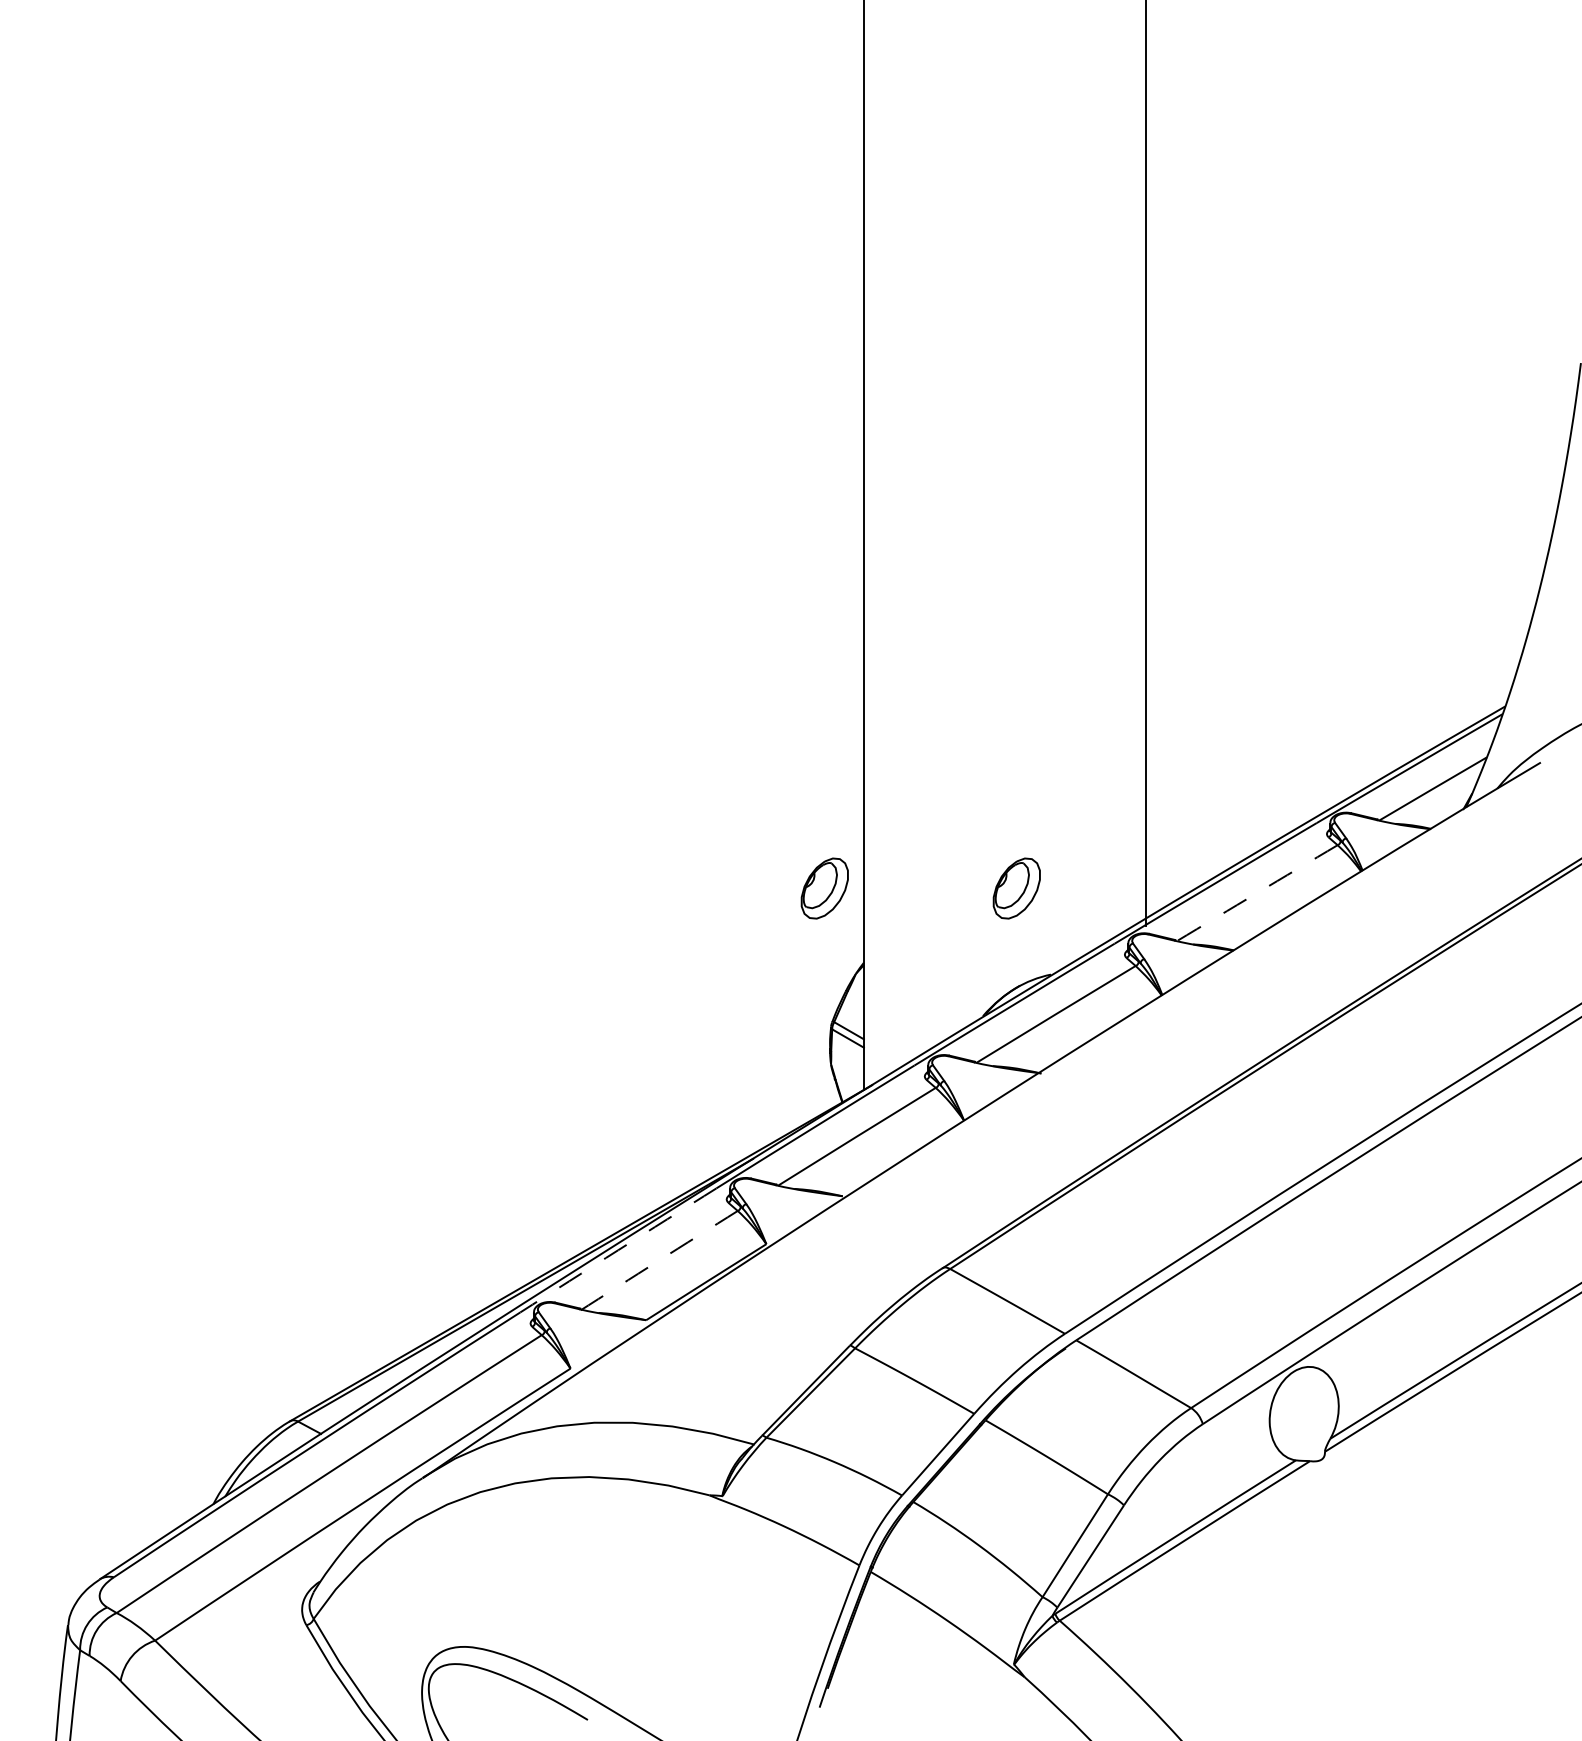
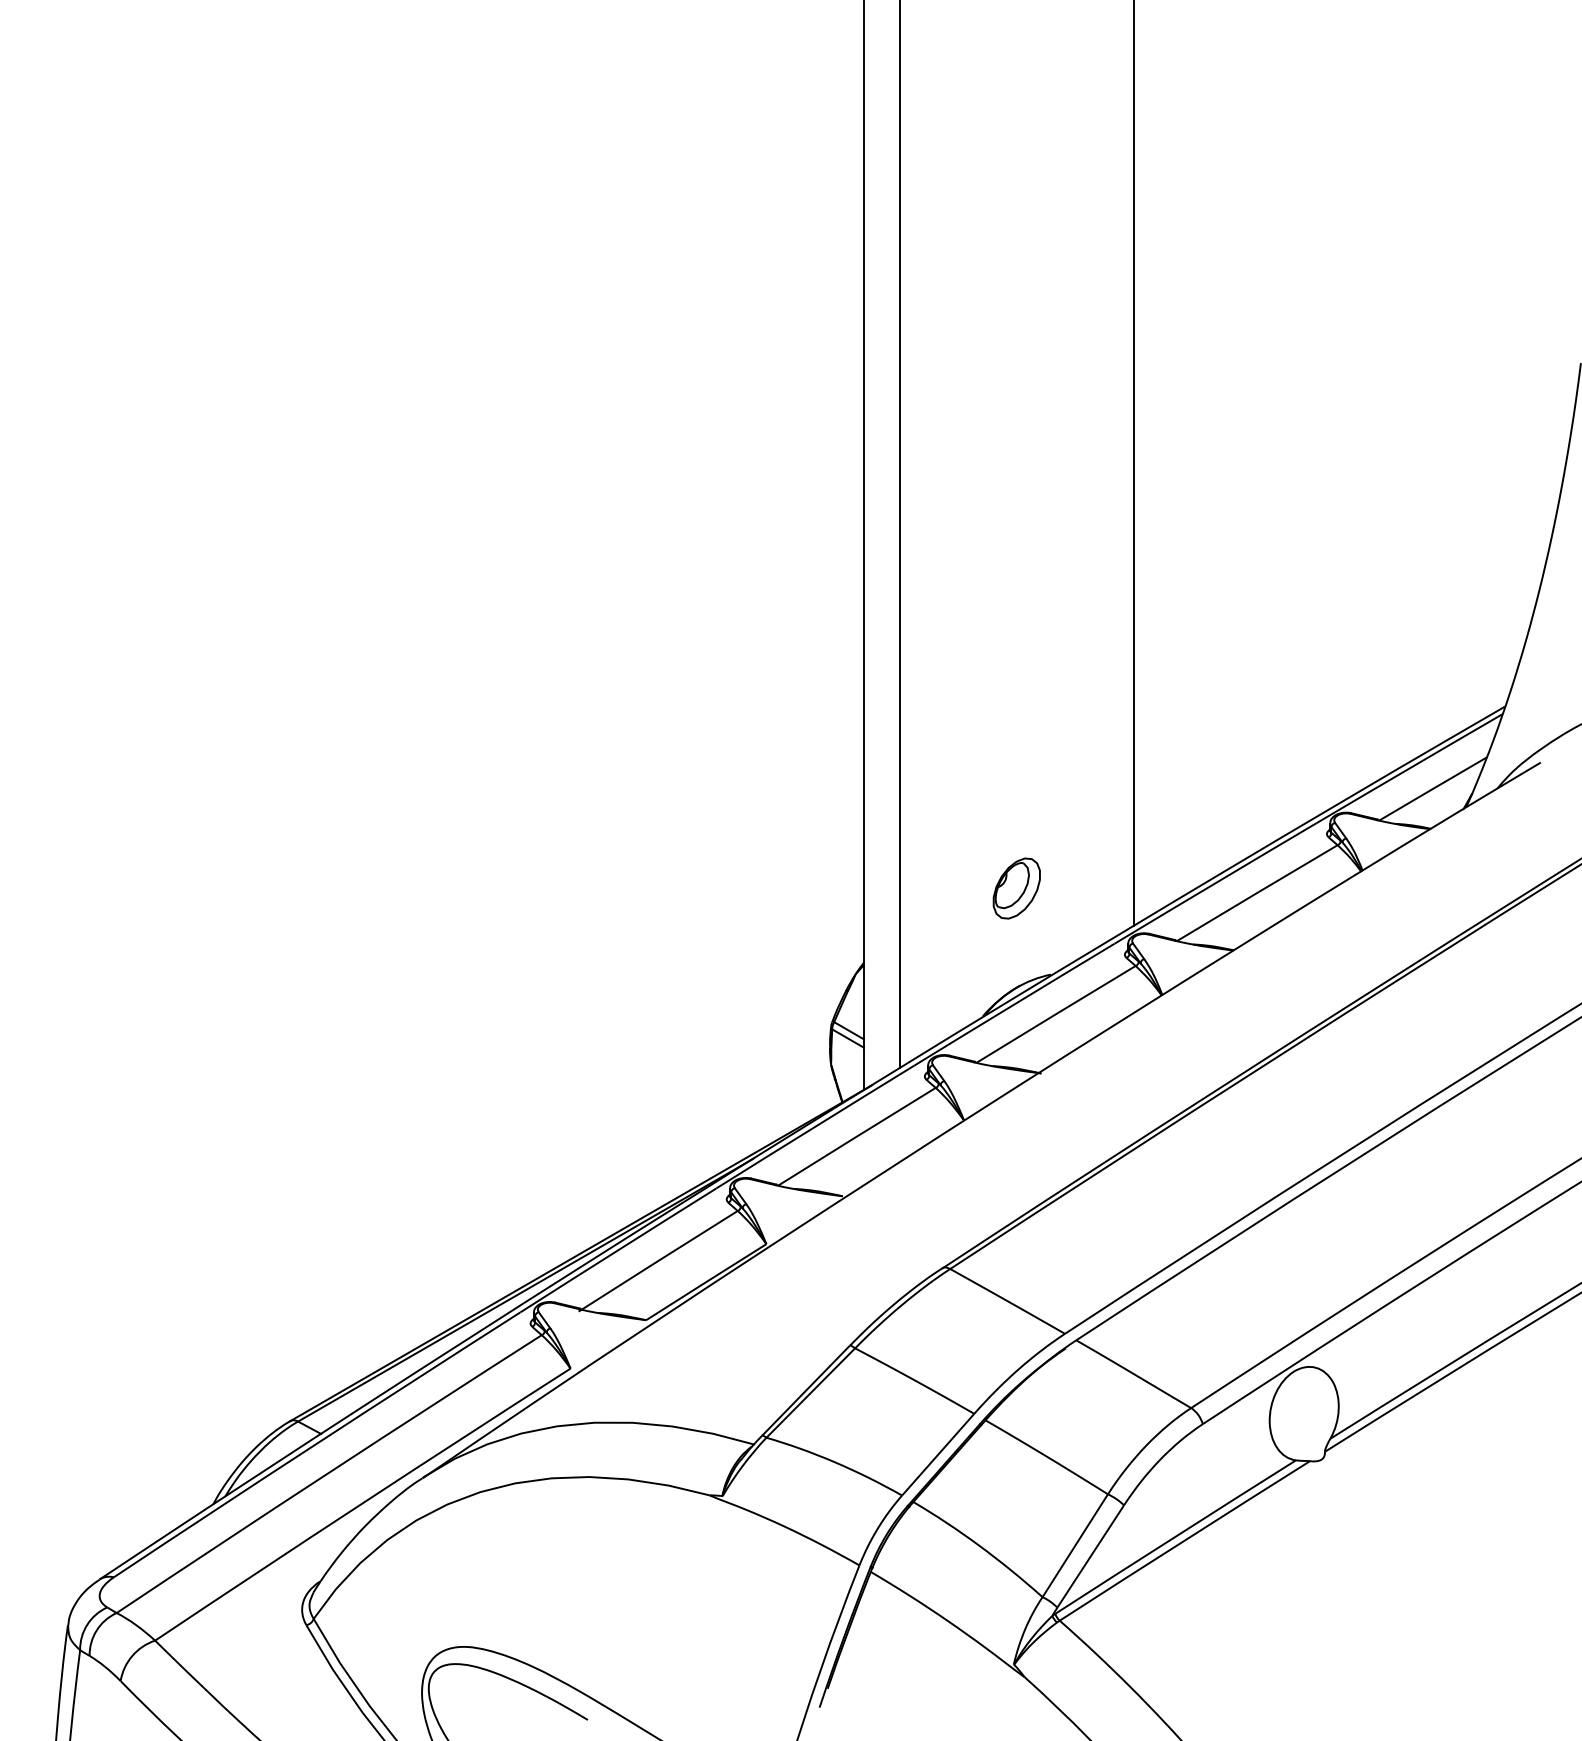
line position: (1146, 463) -> (1134, 463) (1134, 463)
line: none -> present (899, 535)
part: present -> none (824, 888)
arc: dashed -> solid (1257, 893)
arc: dashed -> solid (618, 1250)
arc: dashed -> solid (658, 1261)
